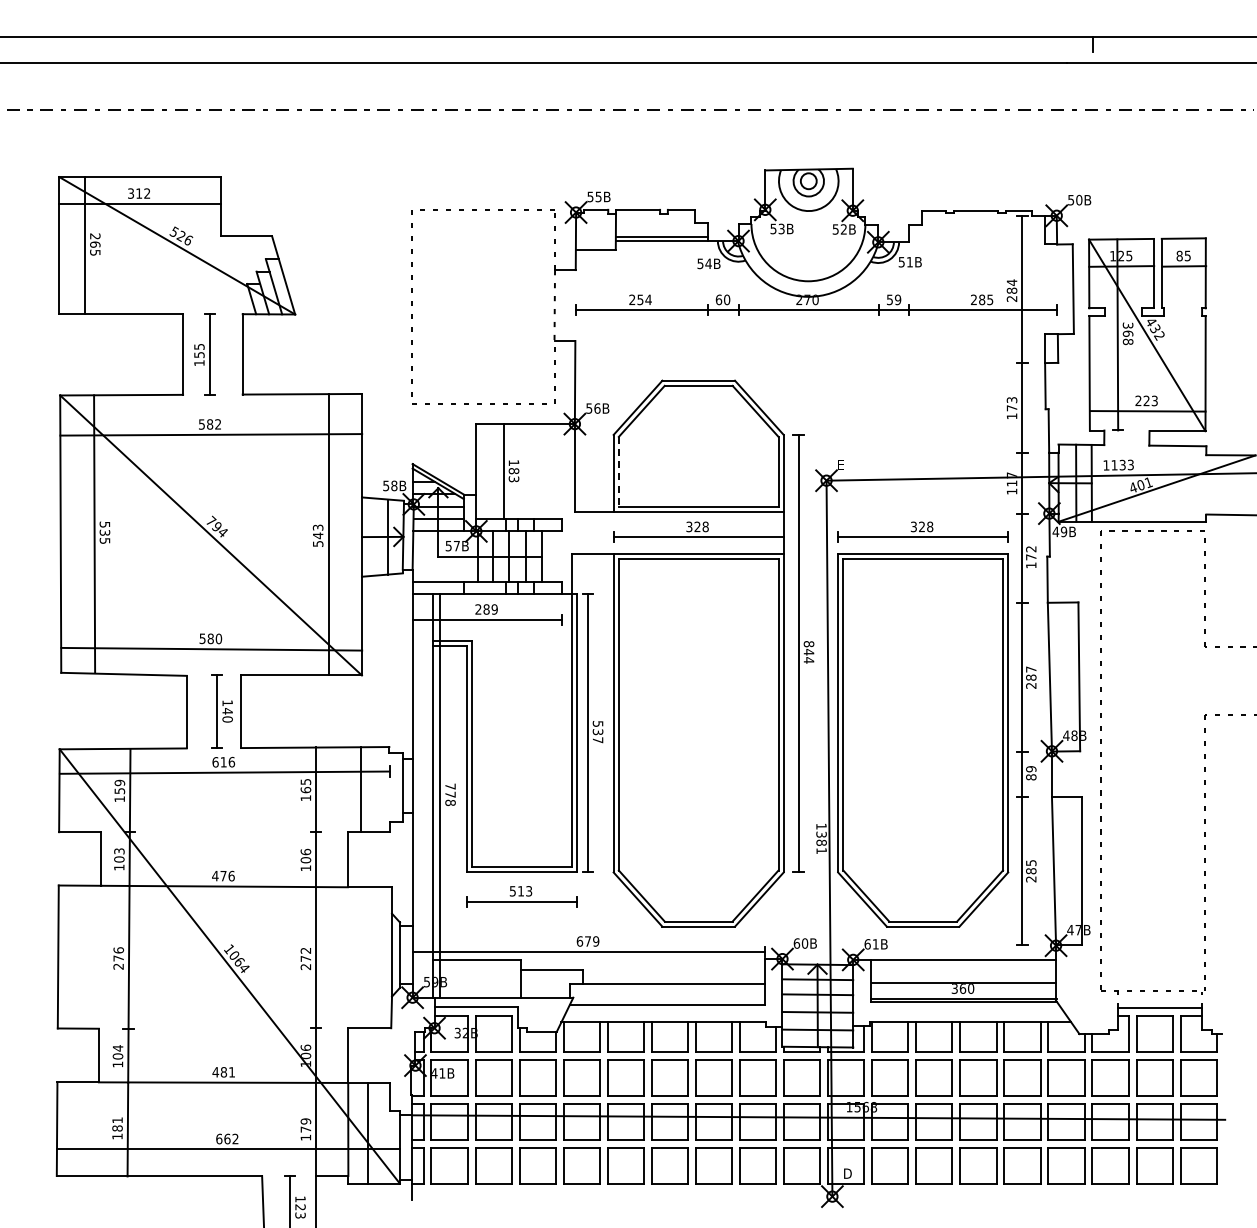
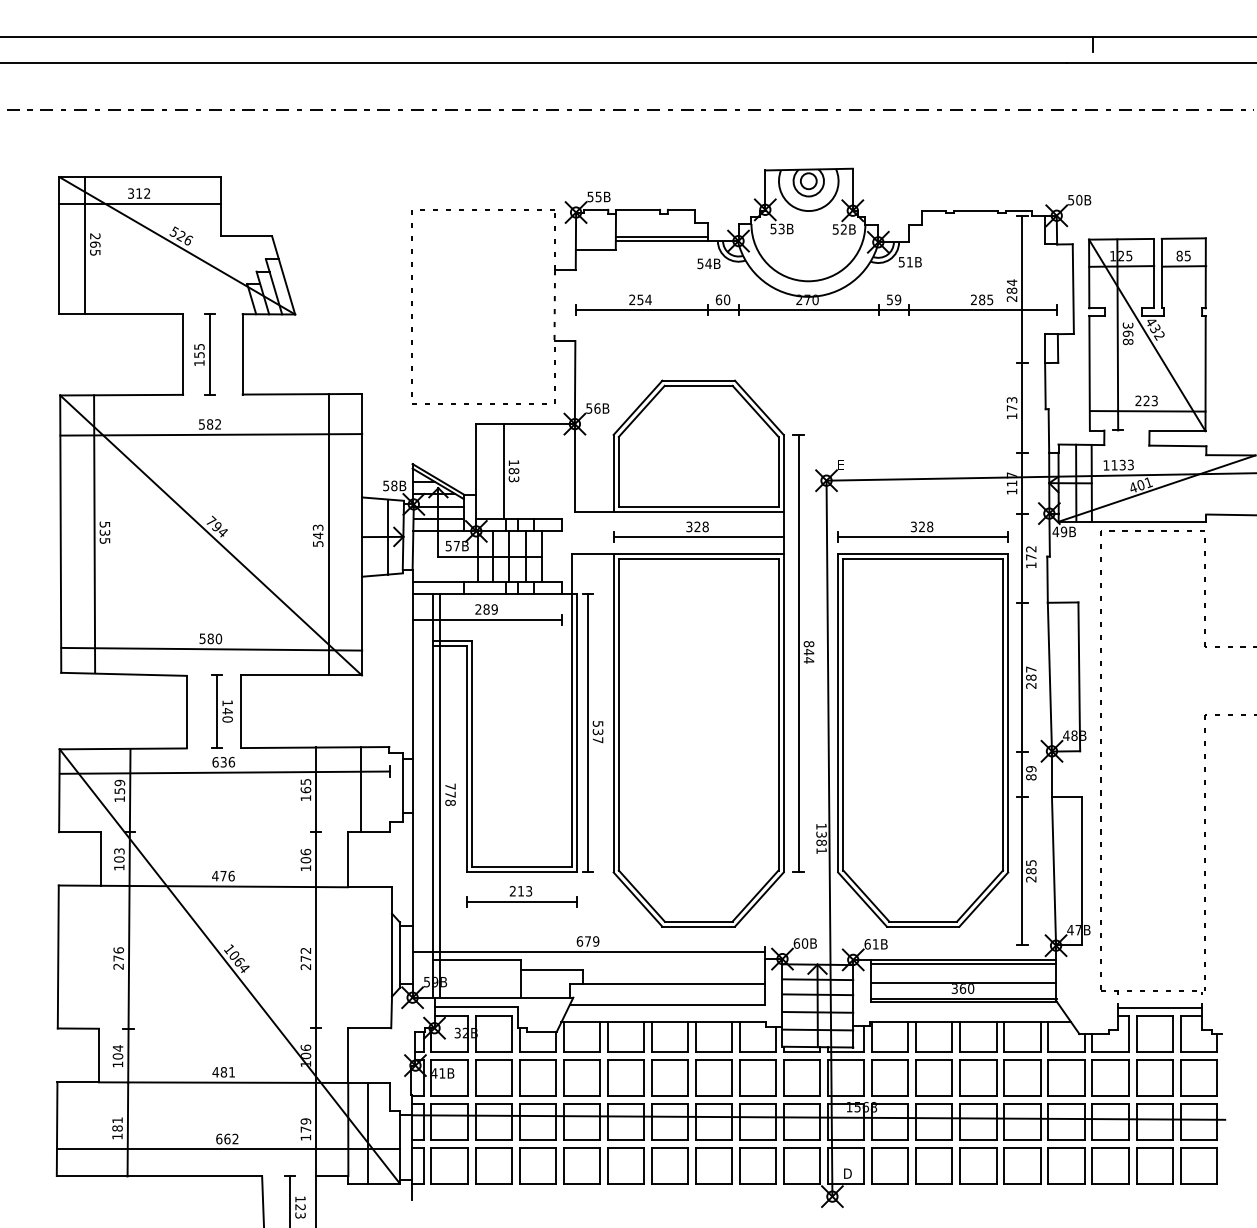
line: dashed -> solid (618, 472)
text: 616 -> 636 (223, 762)
text: 513 -> 213 (512, 891)
line: none -> present (963, 963)
